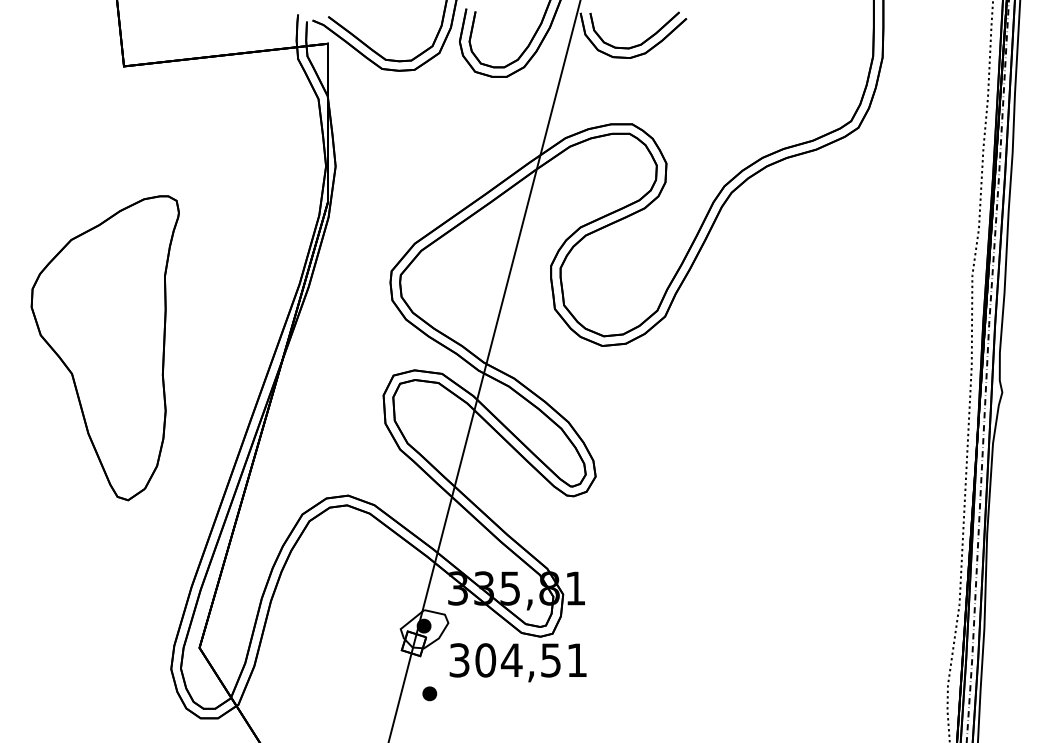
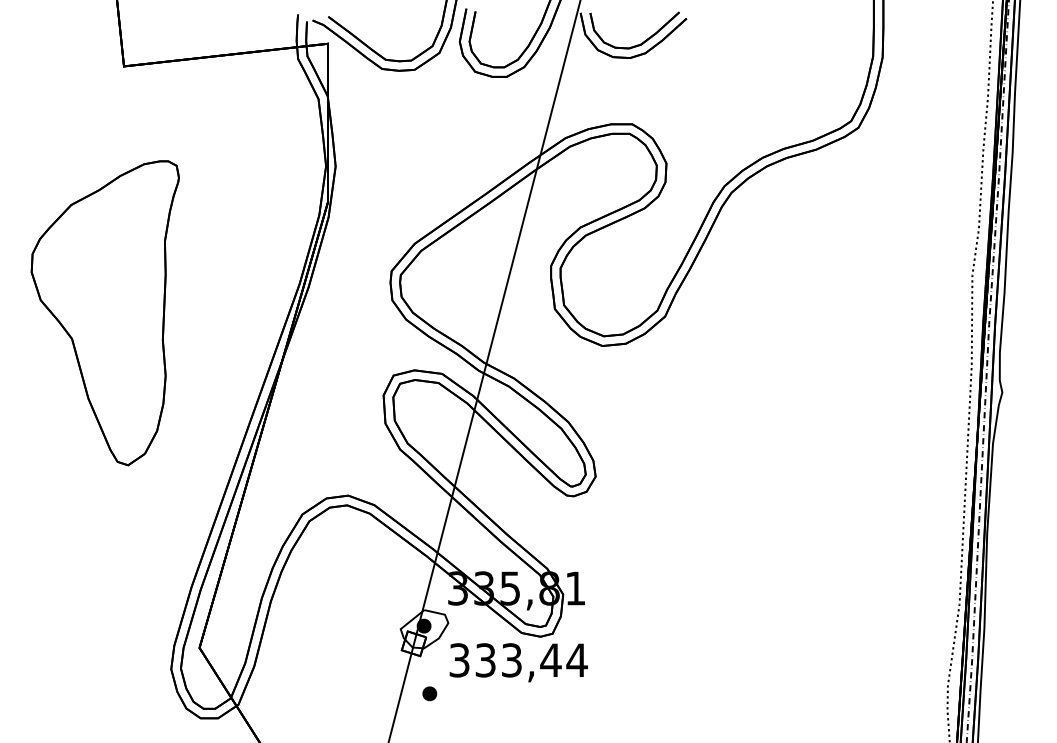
part position: (104, 348) -> (104, 313) (104, 313)
text: 304,51 -> 333,44 (531, 660)
